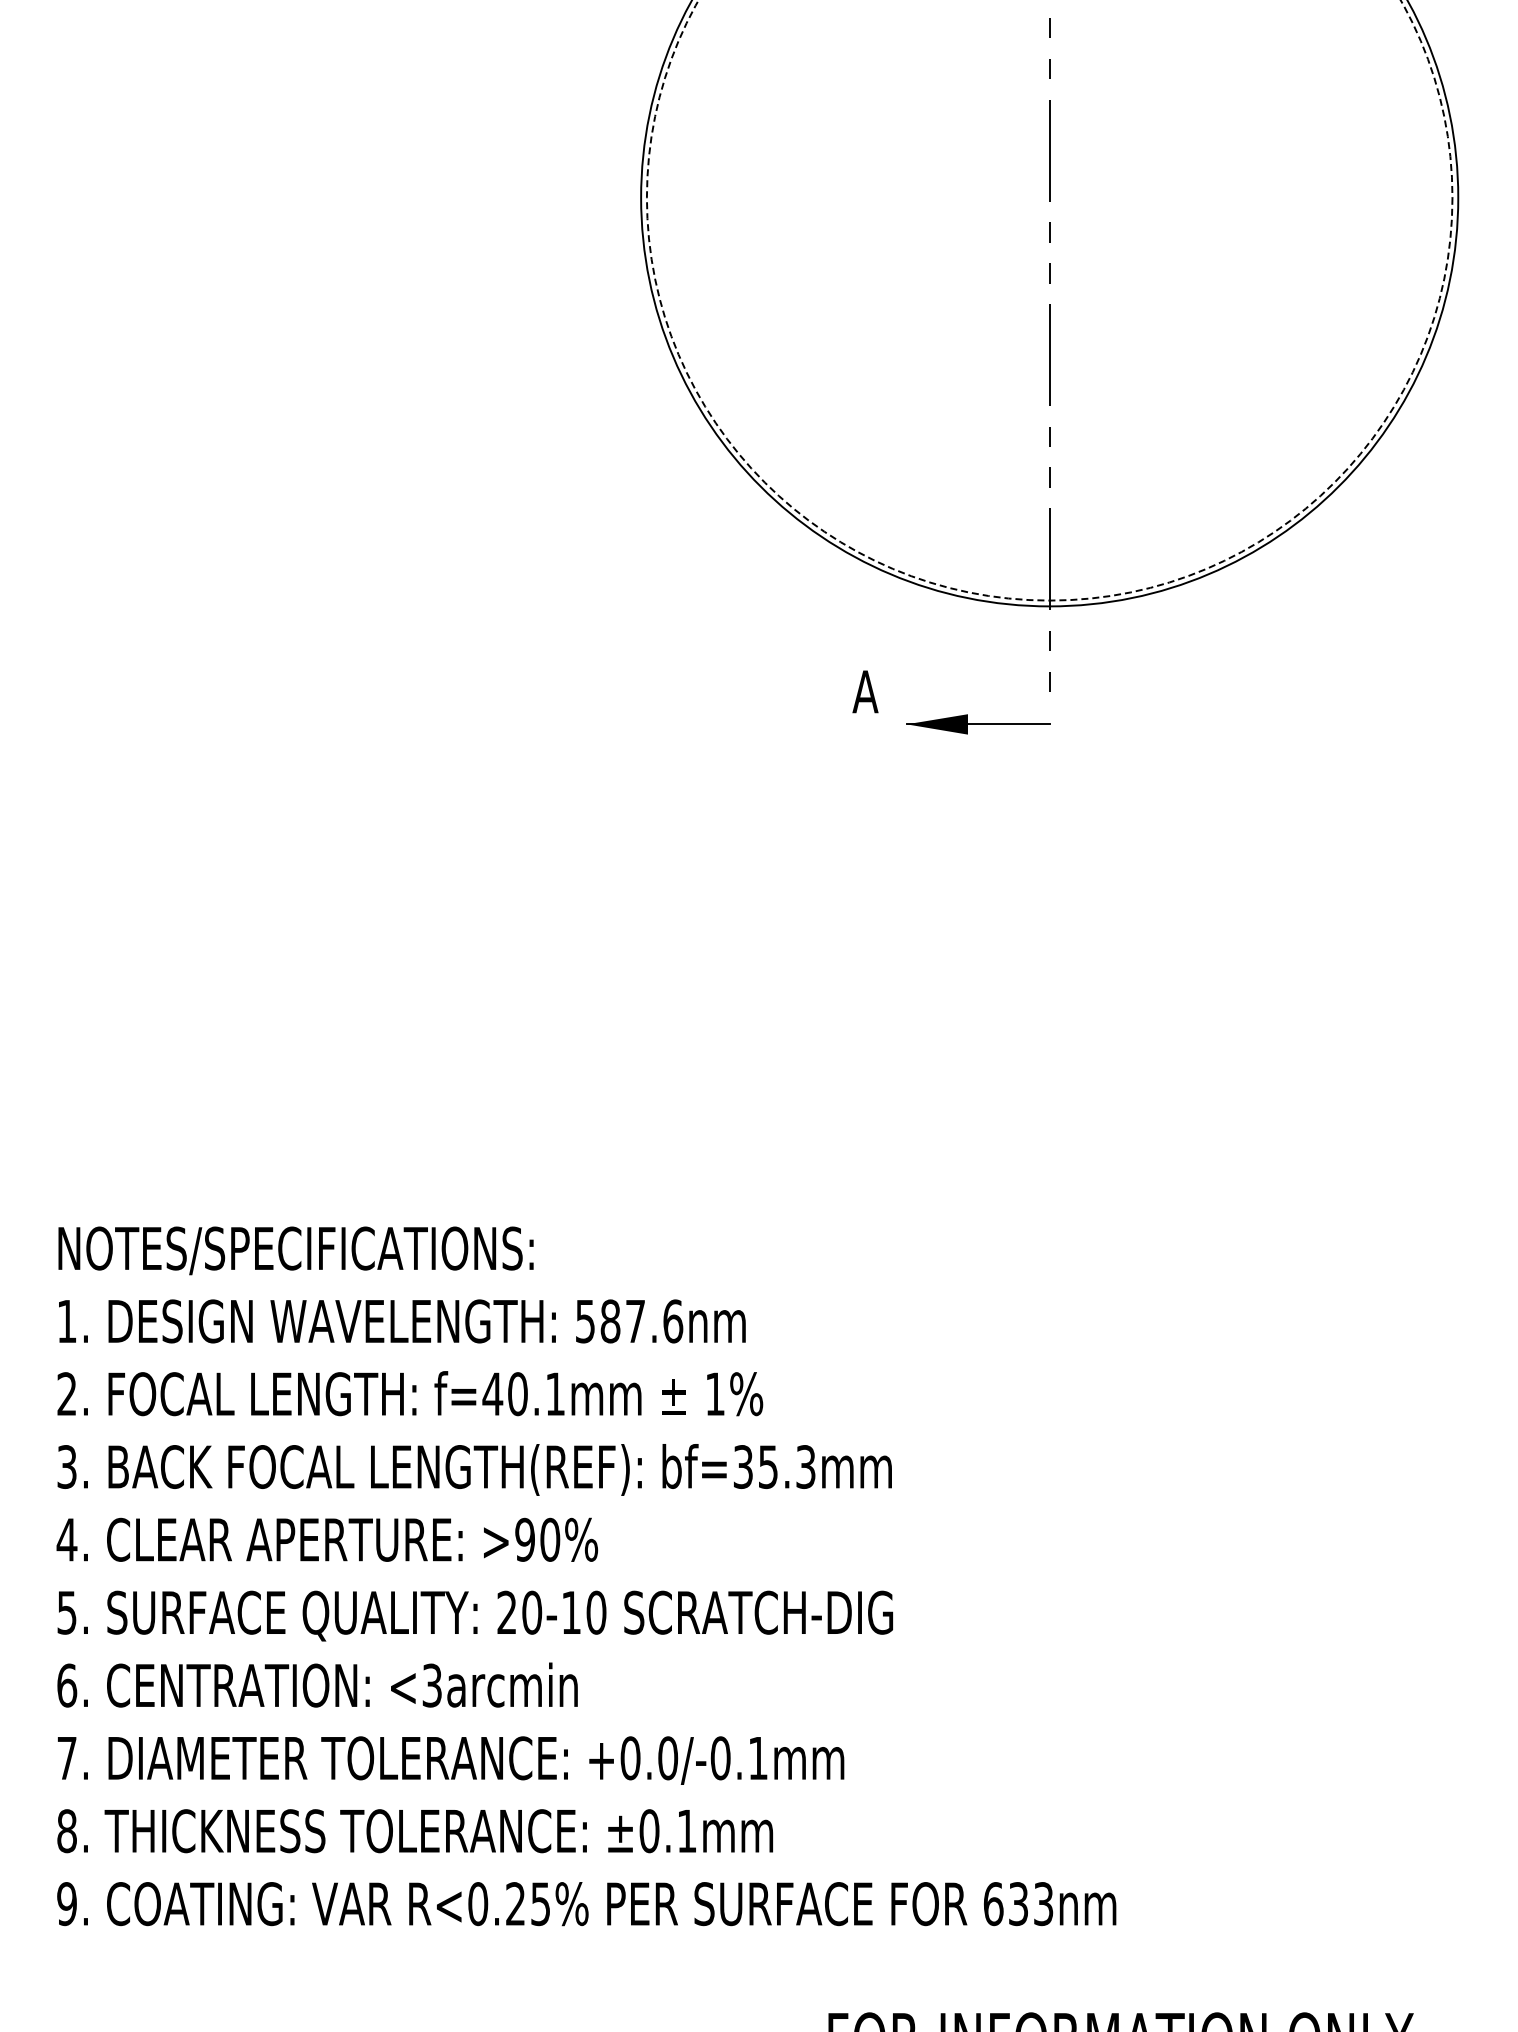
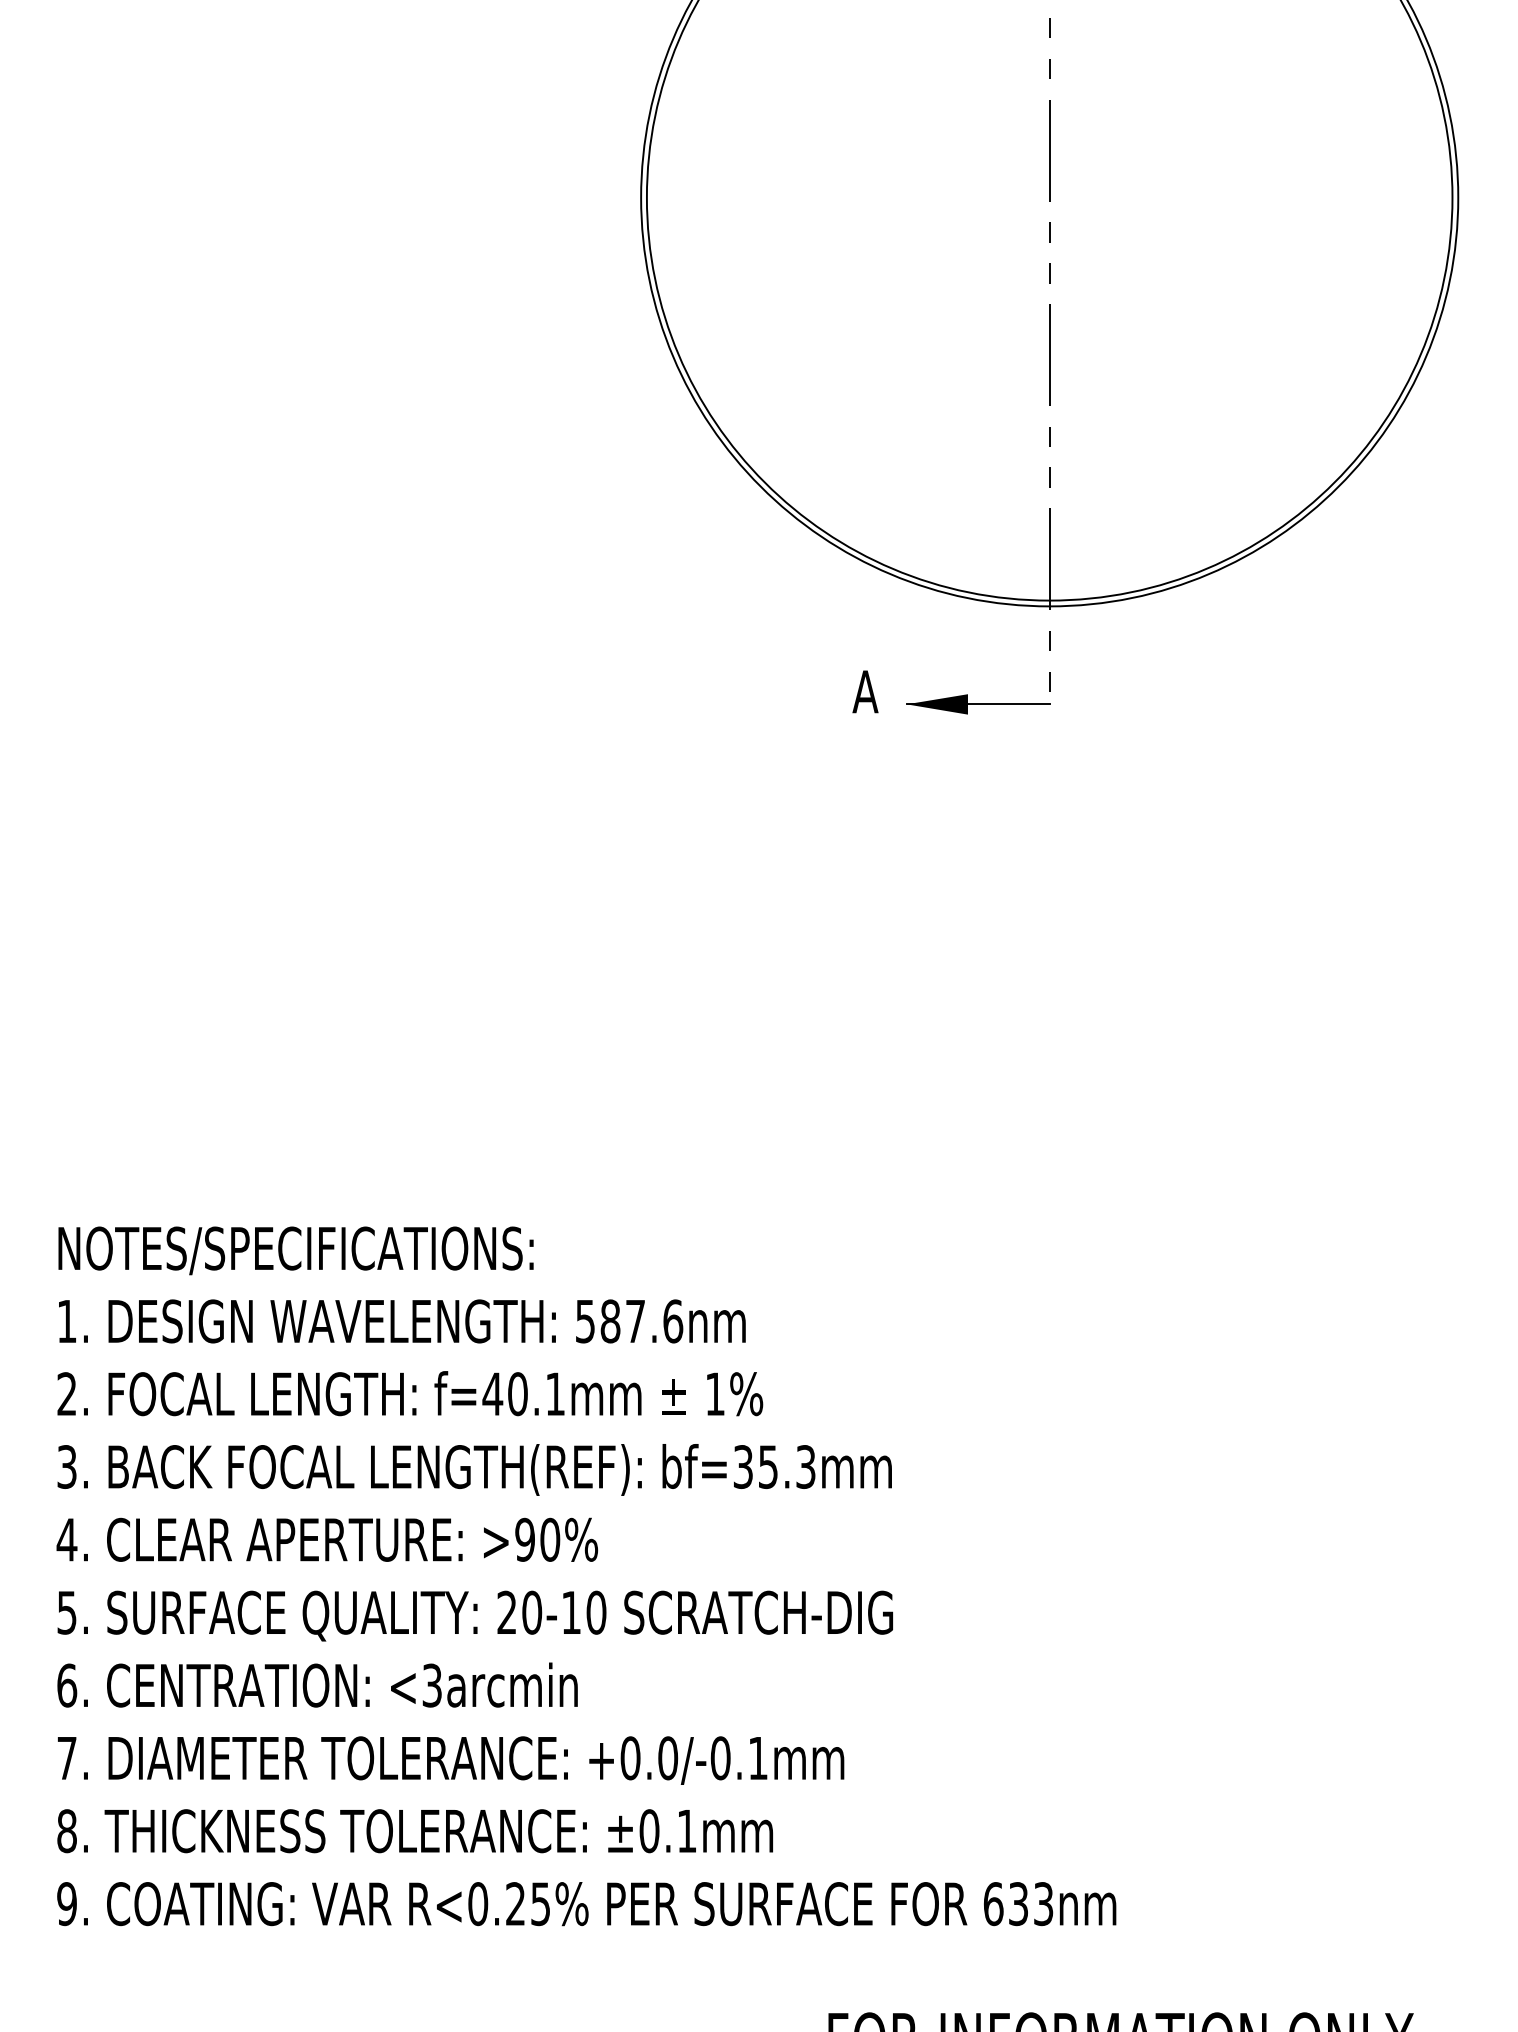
circle: dashed -> solid (1049, 300)
part position: (978, 724) -> (978, 704) (978, 704)
